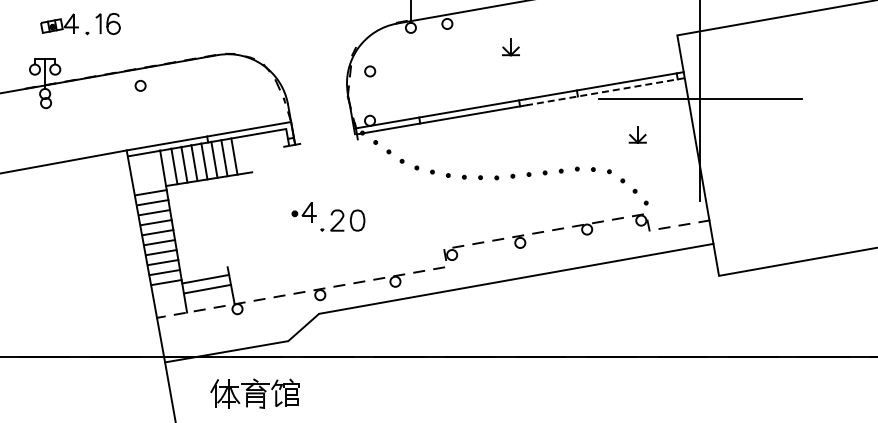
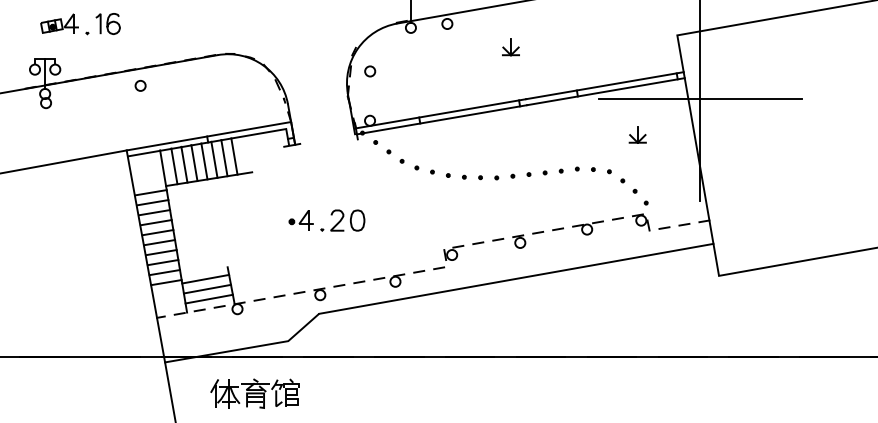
line: dashed -> solid (605, 91)
part position: (303, 212) -> (300, 220) (300, 220)
line: none -> present (208, 298)
